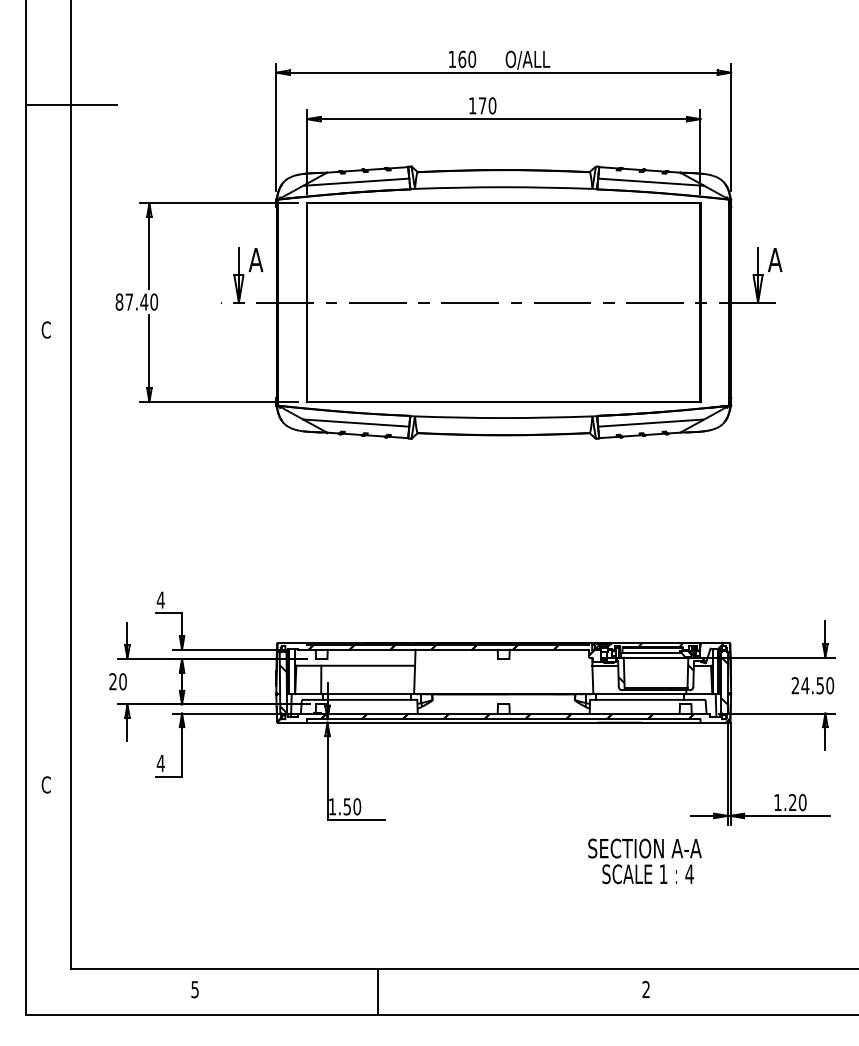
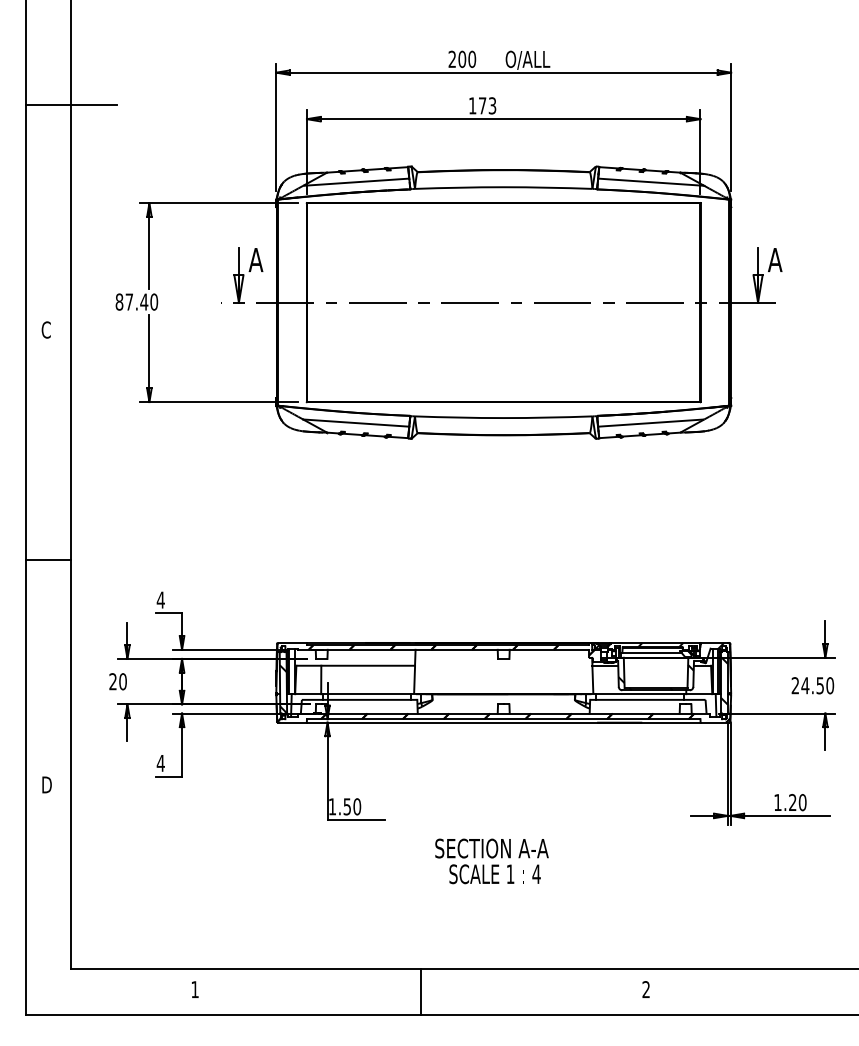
text: 160 -> 200 (457, 58)
text: 170 -> 173 (492, 105)
line: none -> present (48, 559)
text: C -> D (46, 784)
text position: (644, 861) -> (491, 861) (491, 861)
text: 5 -> 1 (194, 989)
line position: (378, 991) -> (421, 991) (421, 991)
